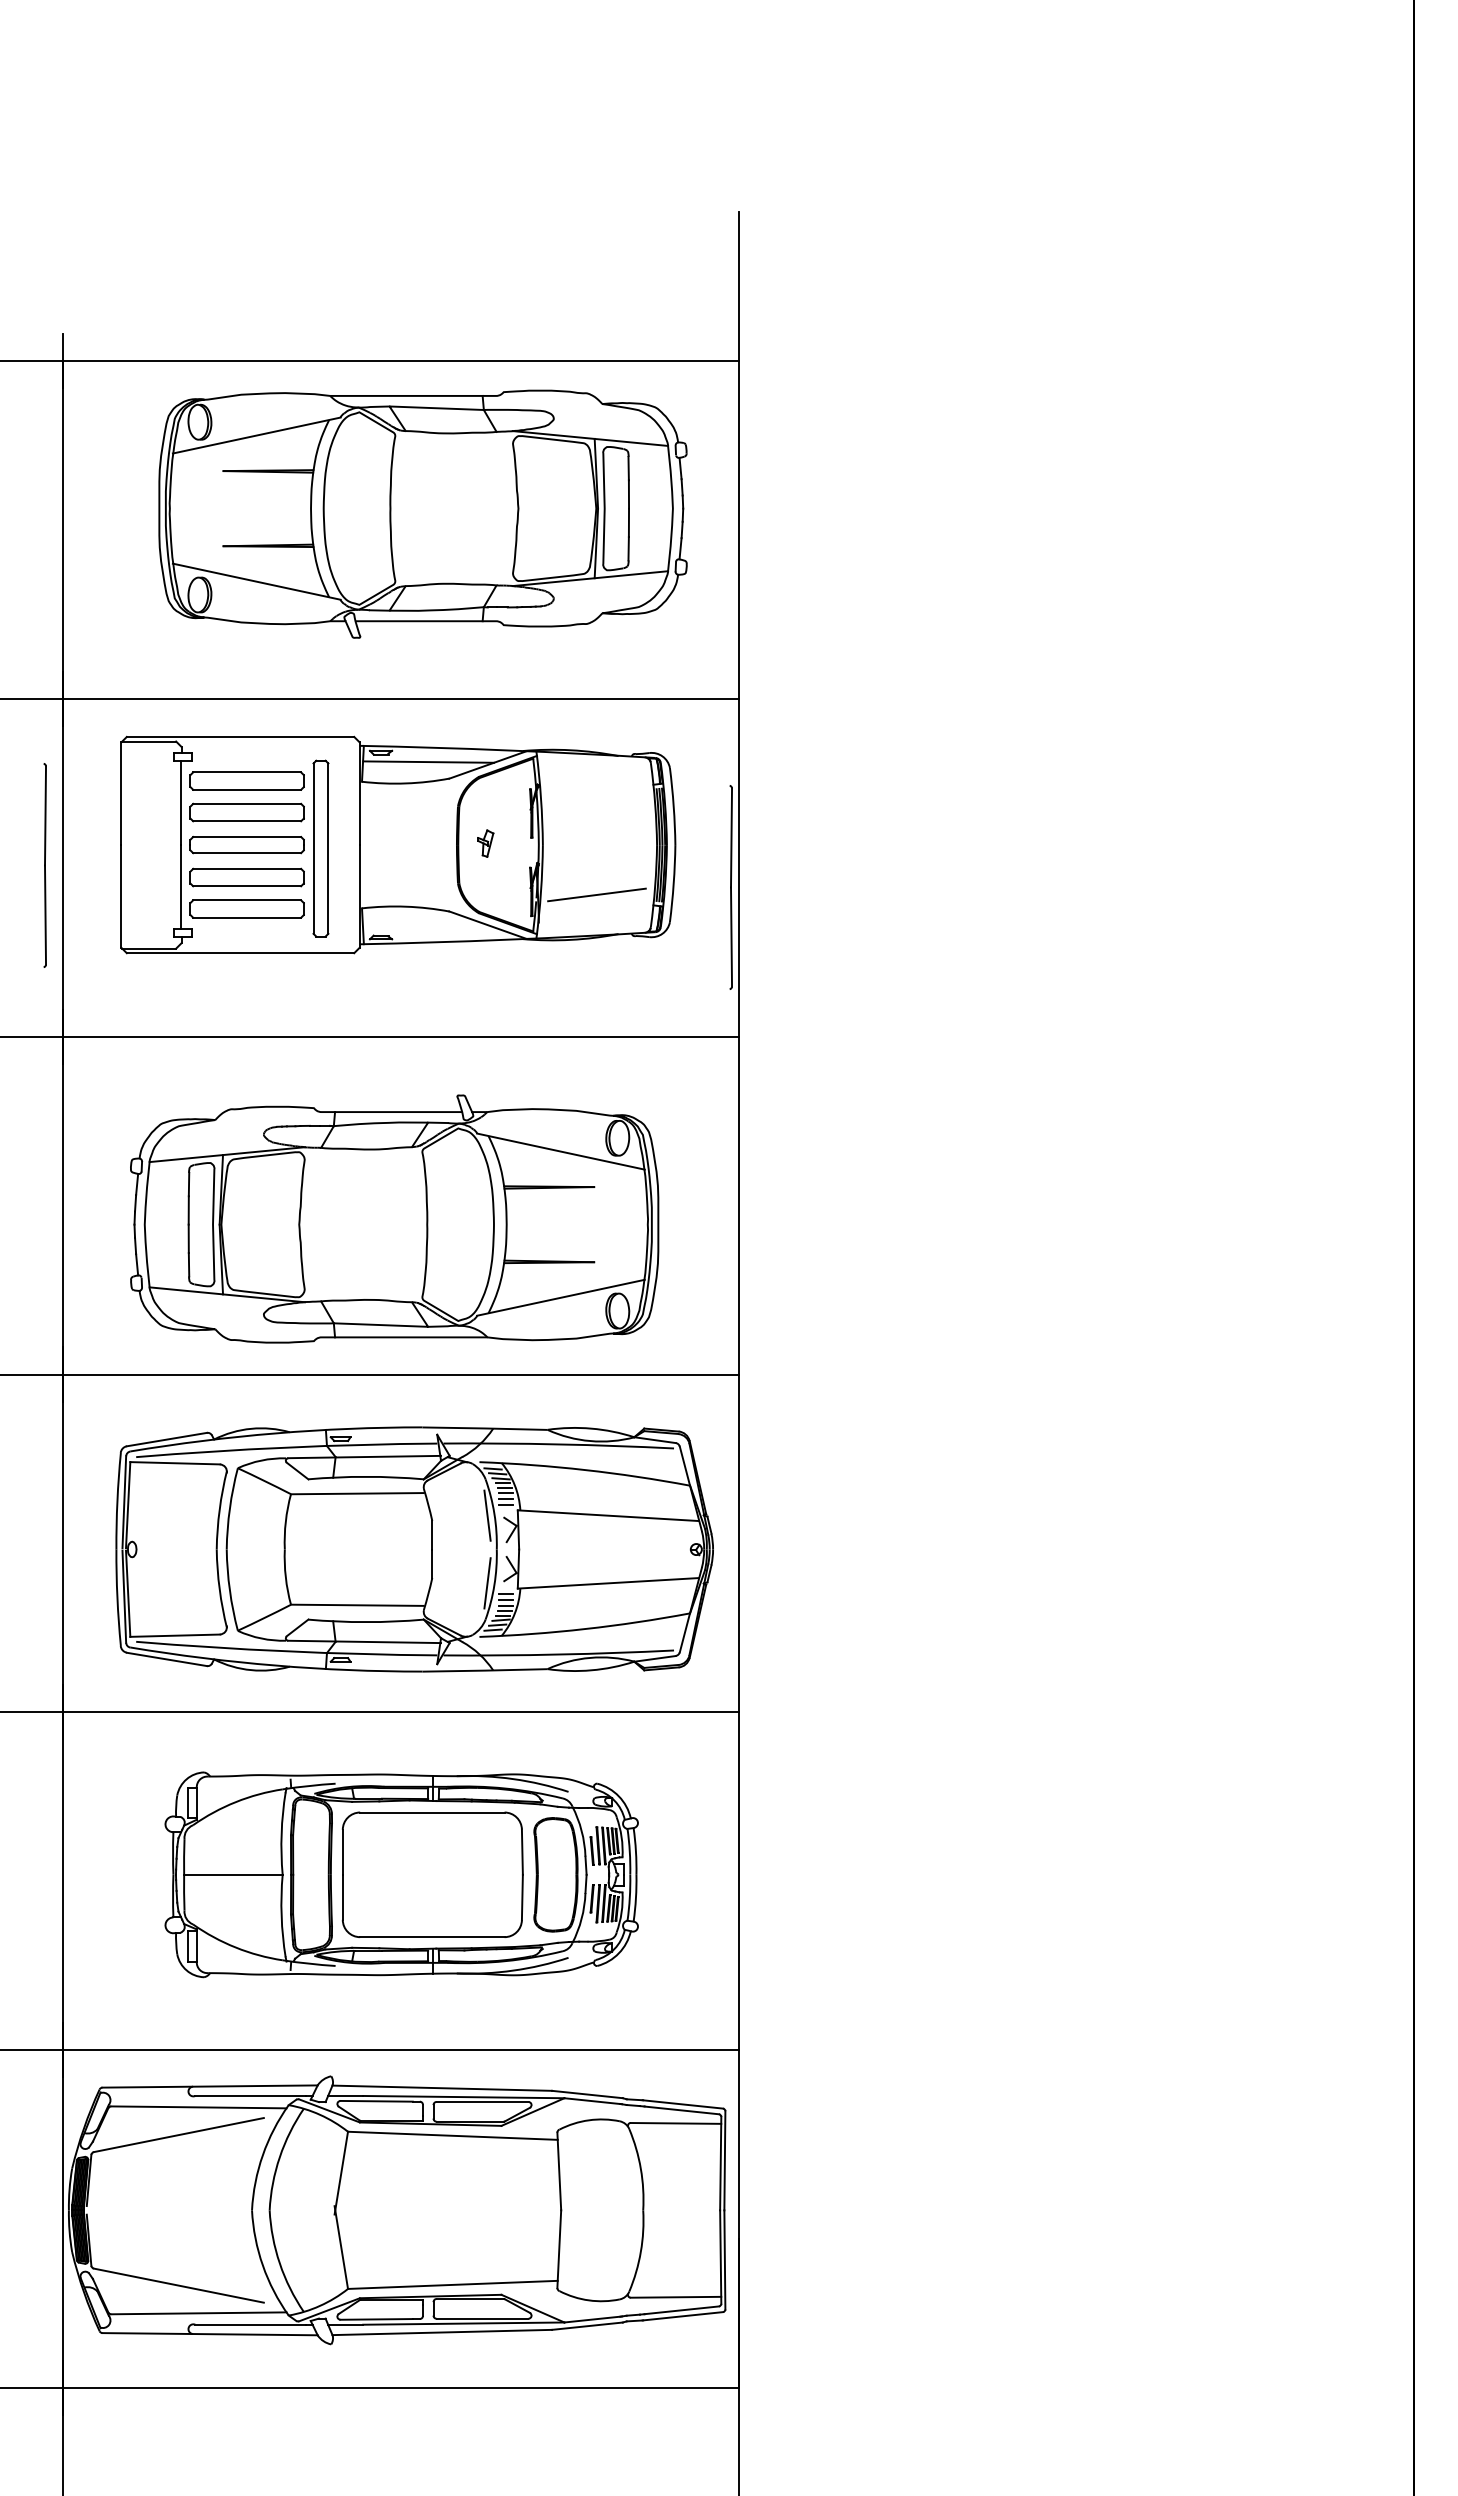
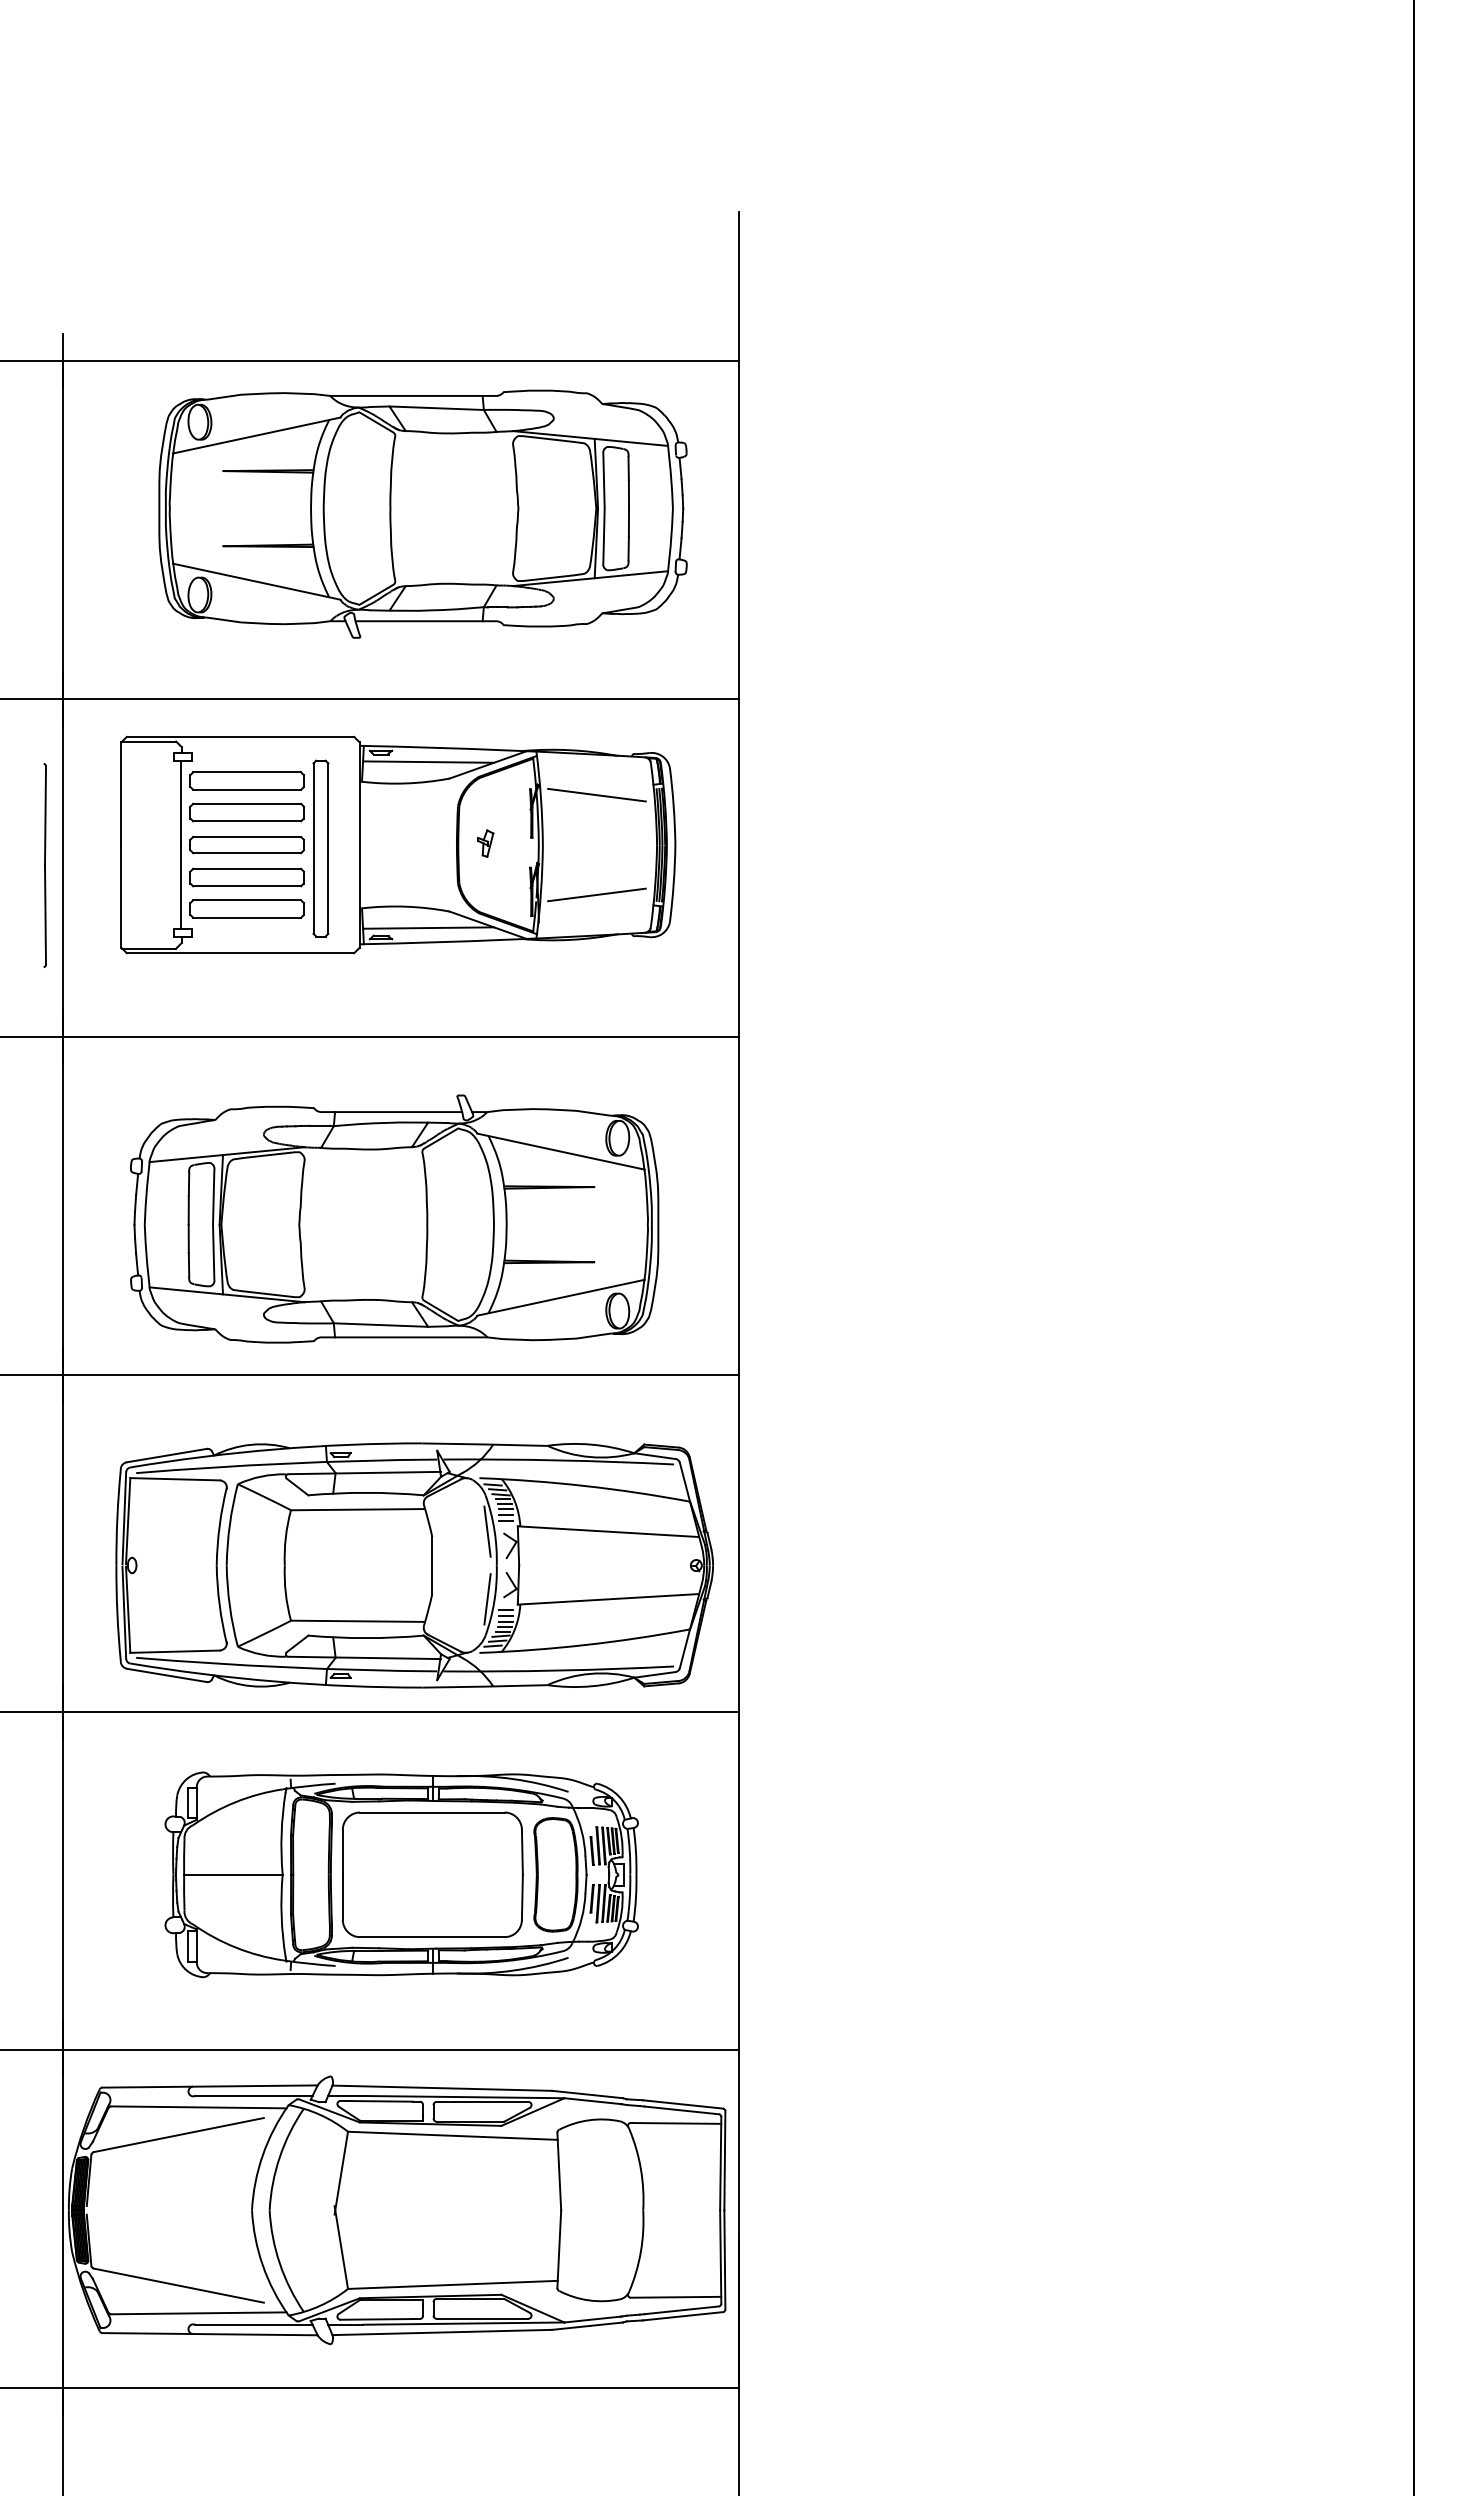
line: none -> present (596, 794)
line: present -> none (730, 887)
line: none -> present (428, 927)
part position: (414, 1549) -> (414, 1565) (414, 1565)
